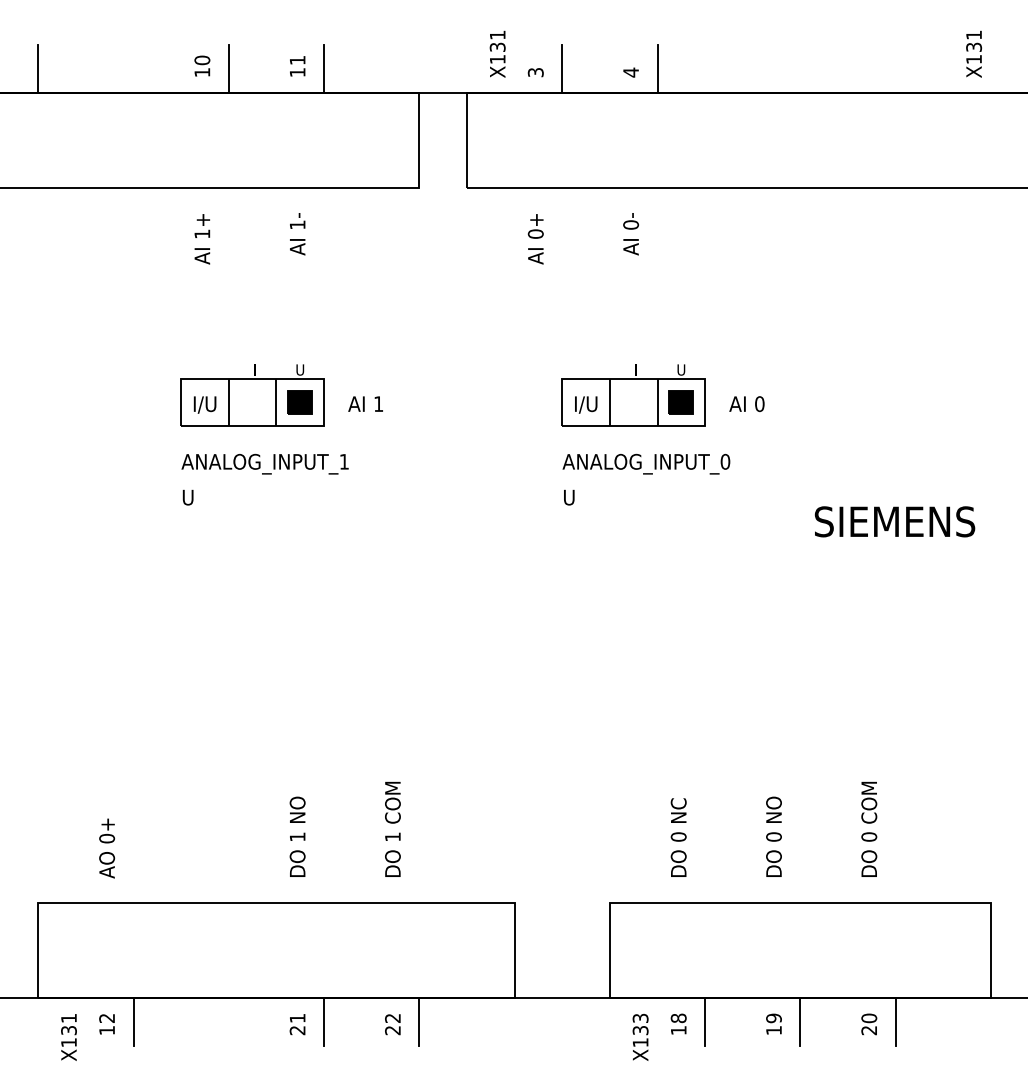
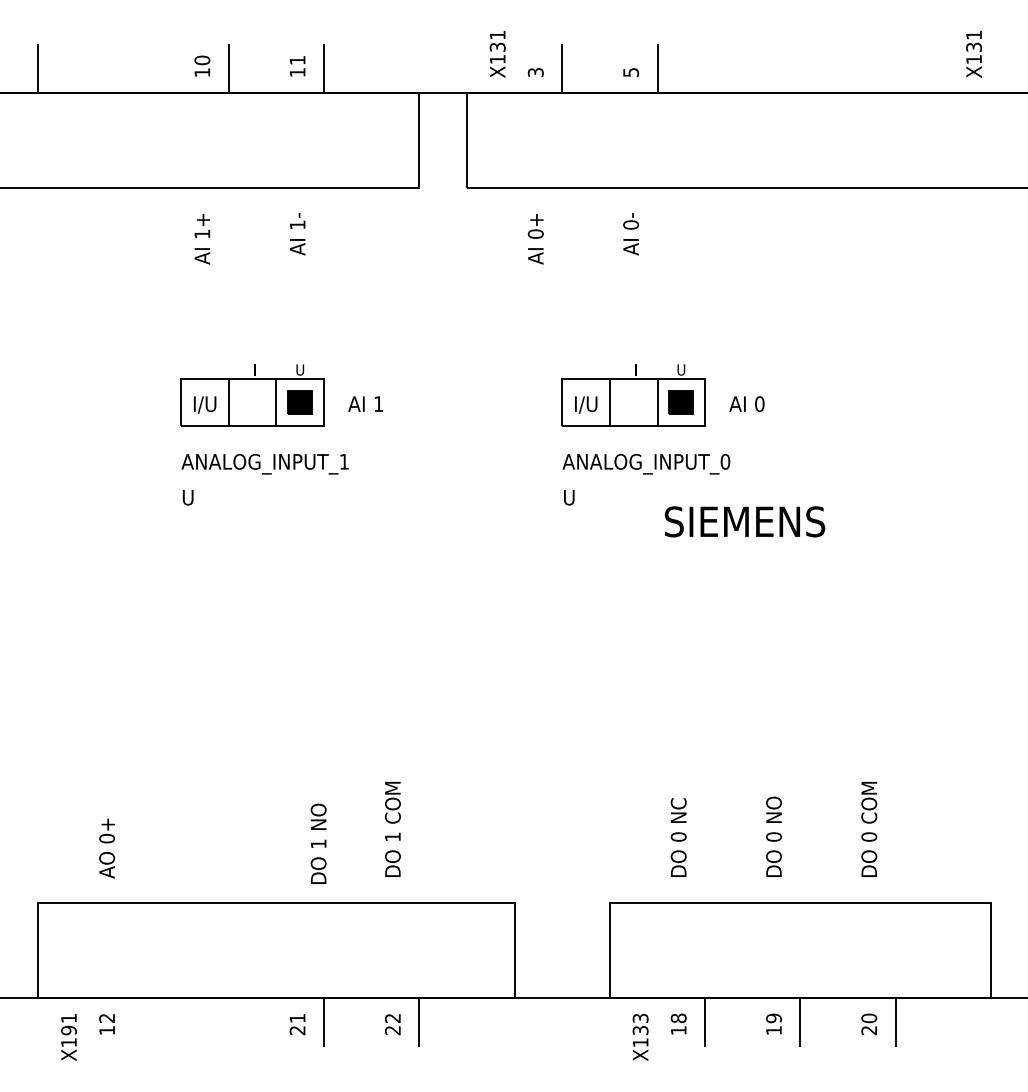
text: 4 -> 5 (631, 72)
text position: (894, 521) -> (744, 521) (744, 521)
text position: (297, 836) -> (318, 843) (318, 843)
line: present -> none (133, 1021)
text: X131 -> X191 (68, 1030)
